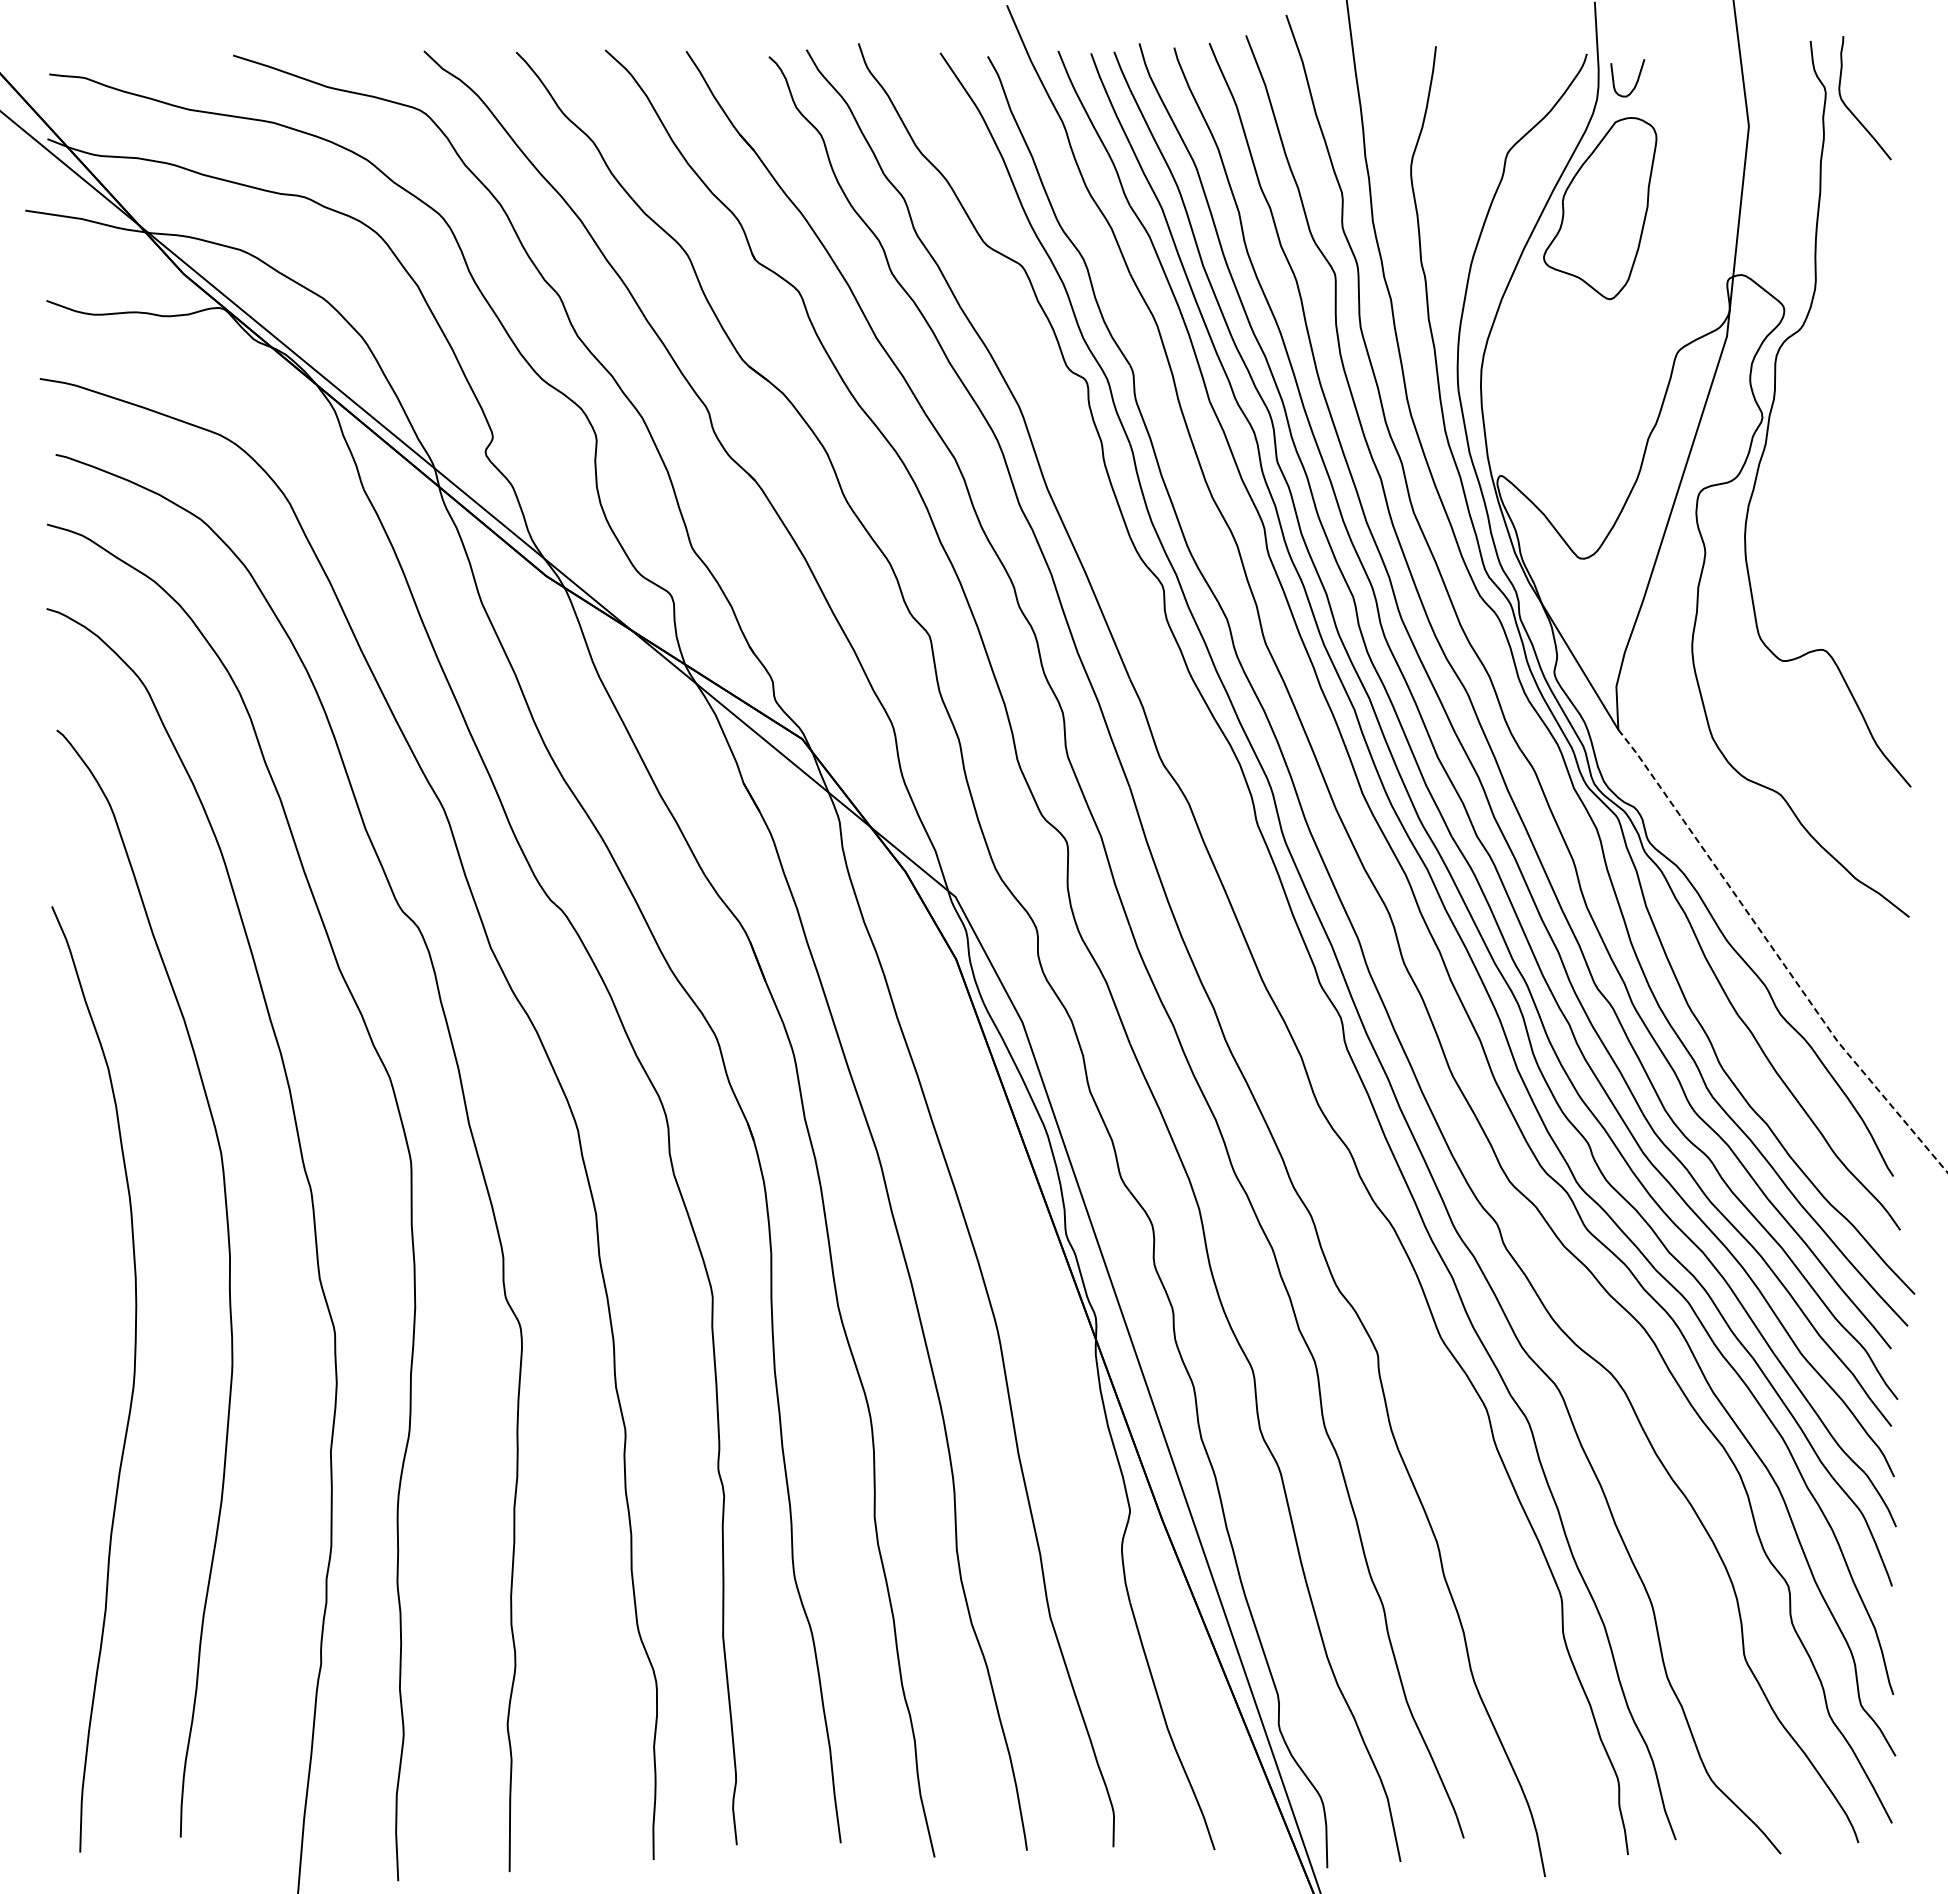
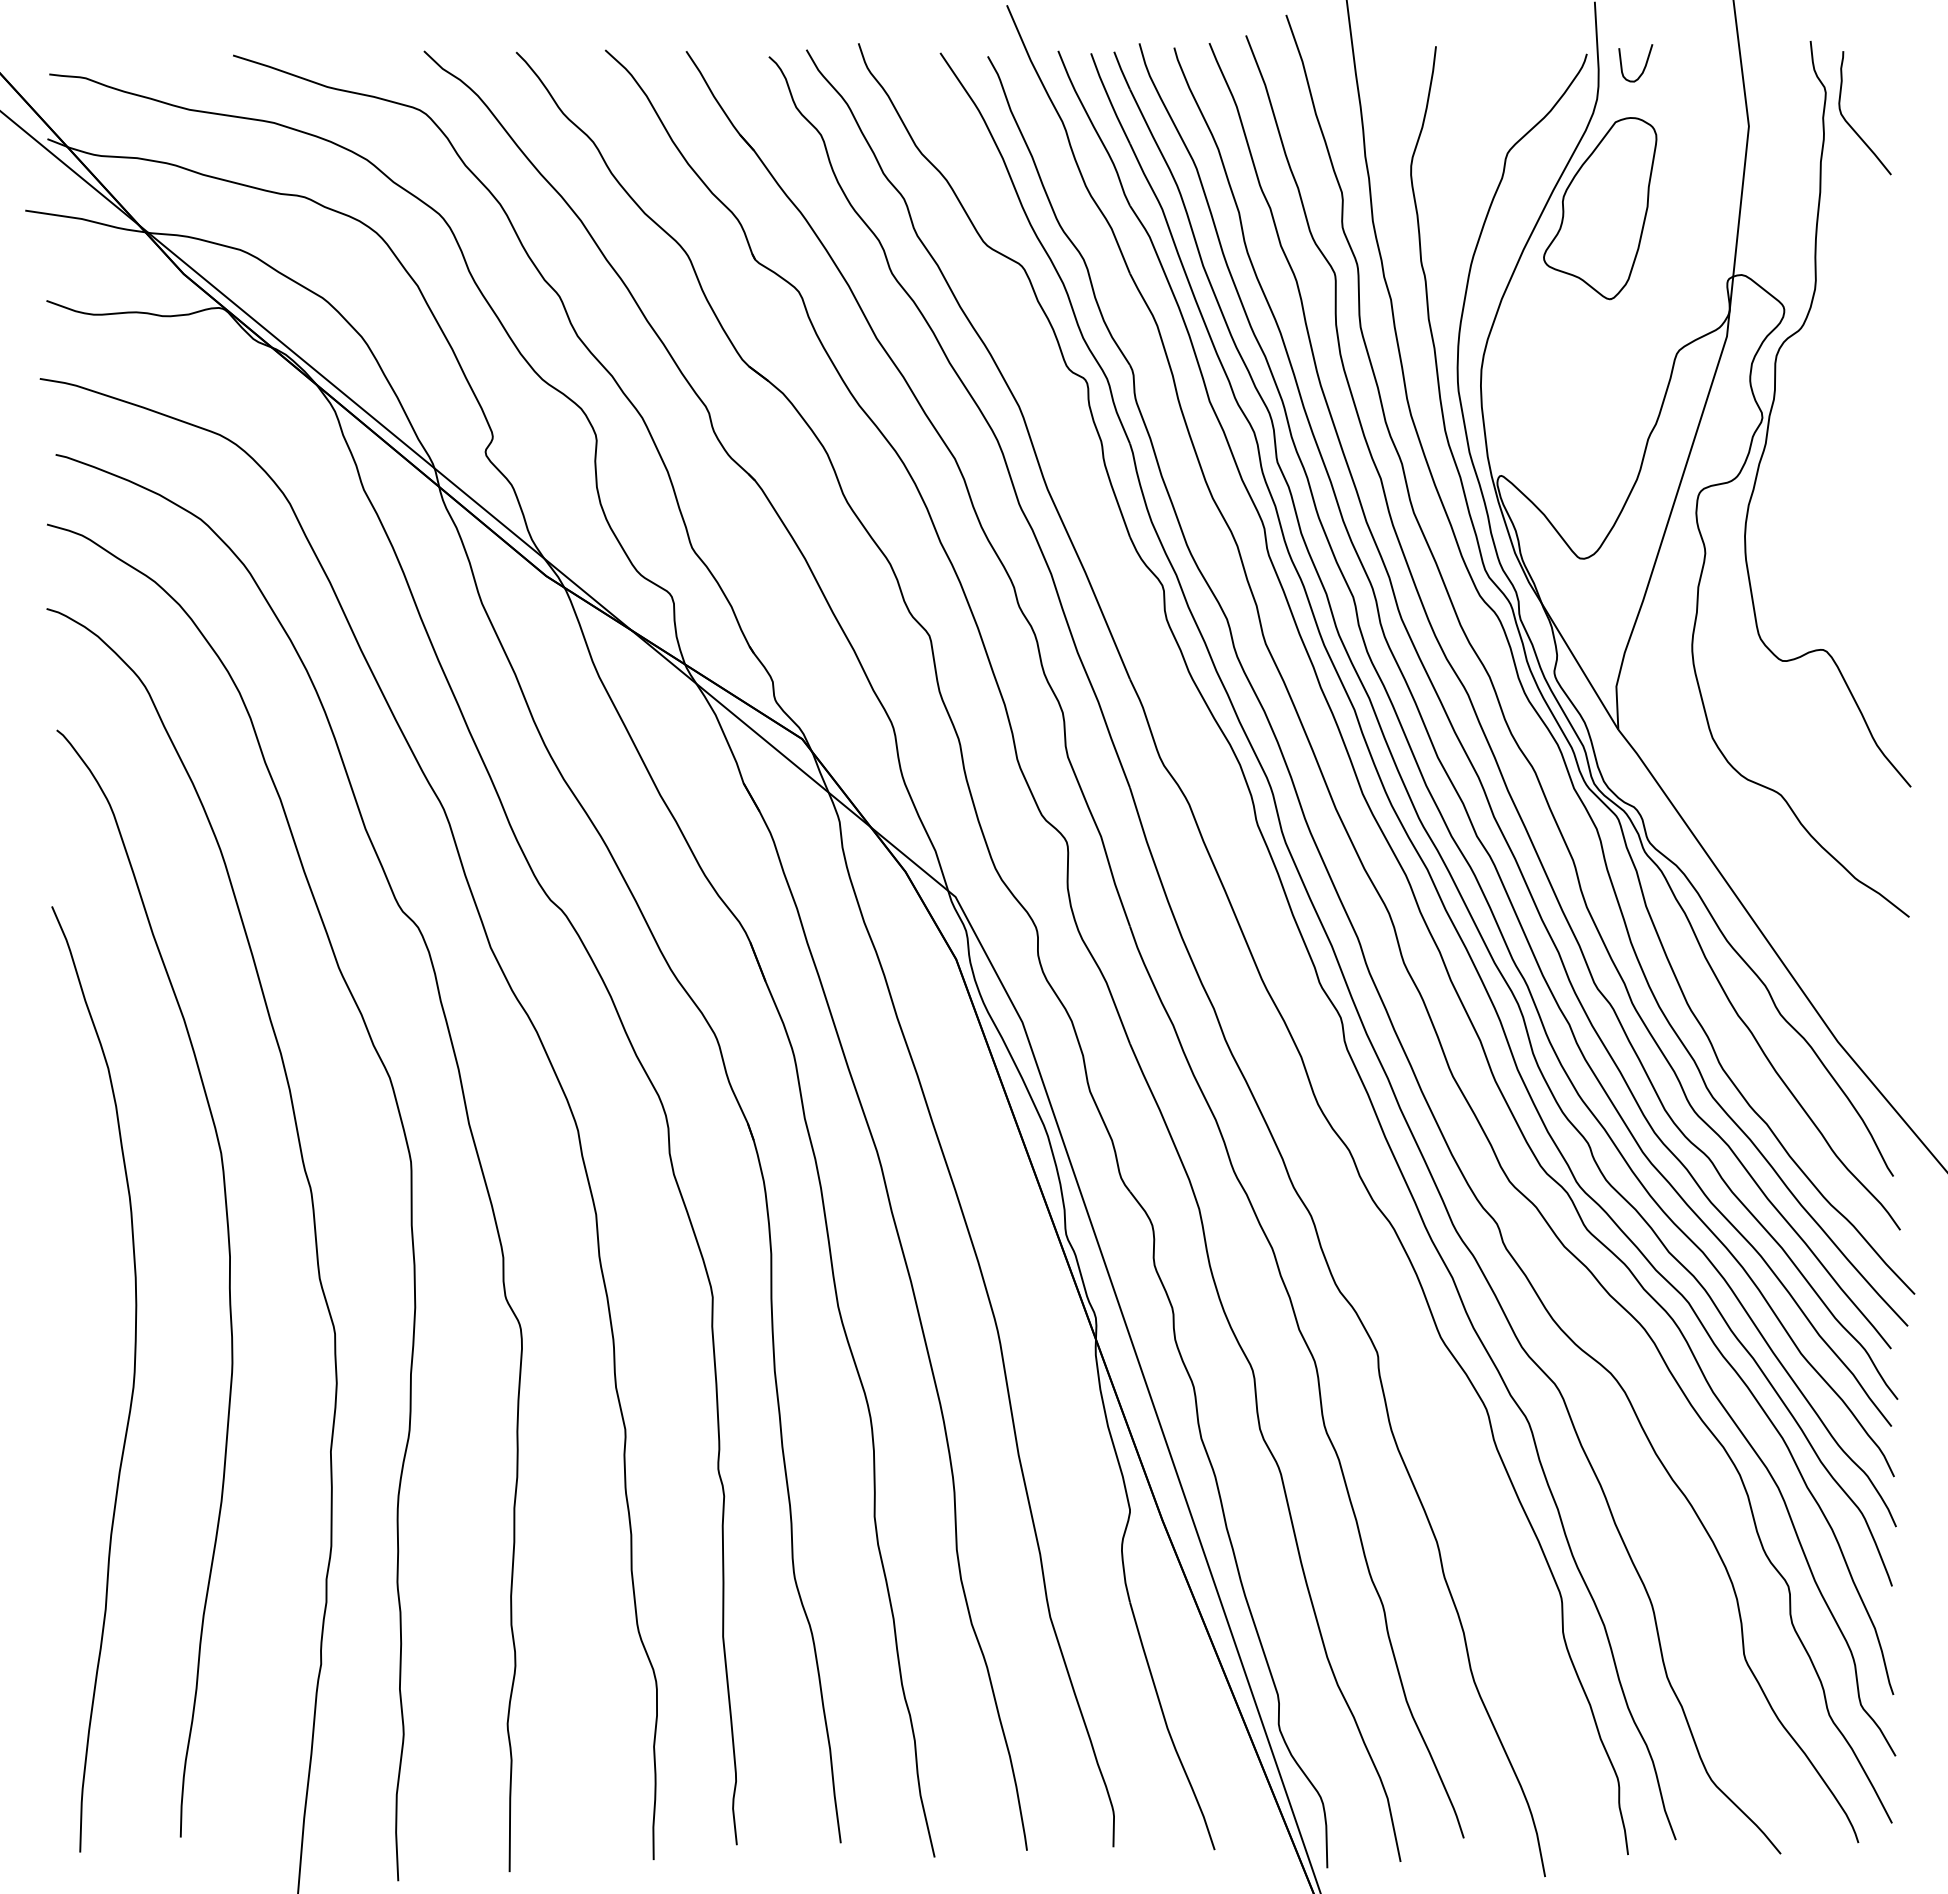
curve position: (1635, 83) -> (1643, 68) (1643, 68)
curve position: (1850, 109) -> (1850, 124) (1850, 124)
line: dashed -> solid (1777, 955)
